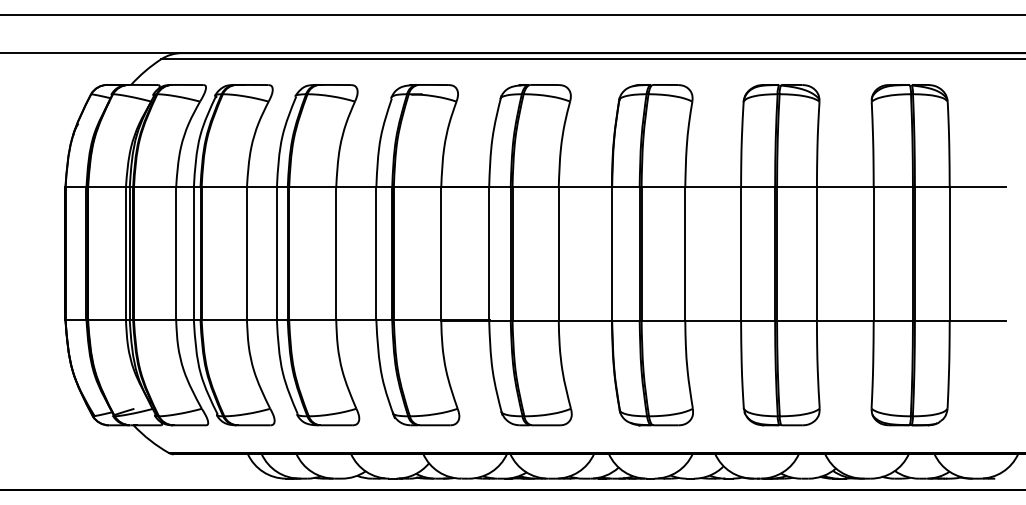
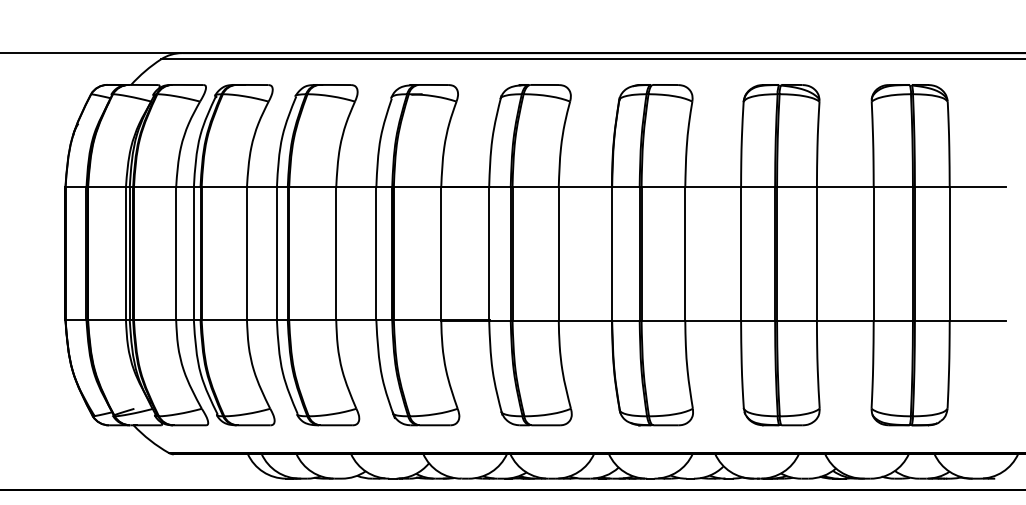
line: present -> none (512, 15)
